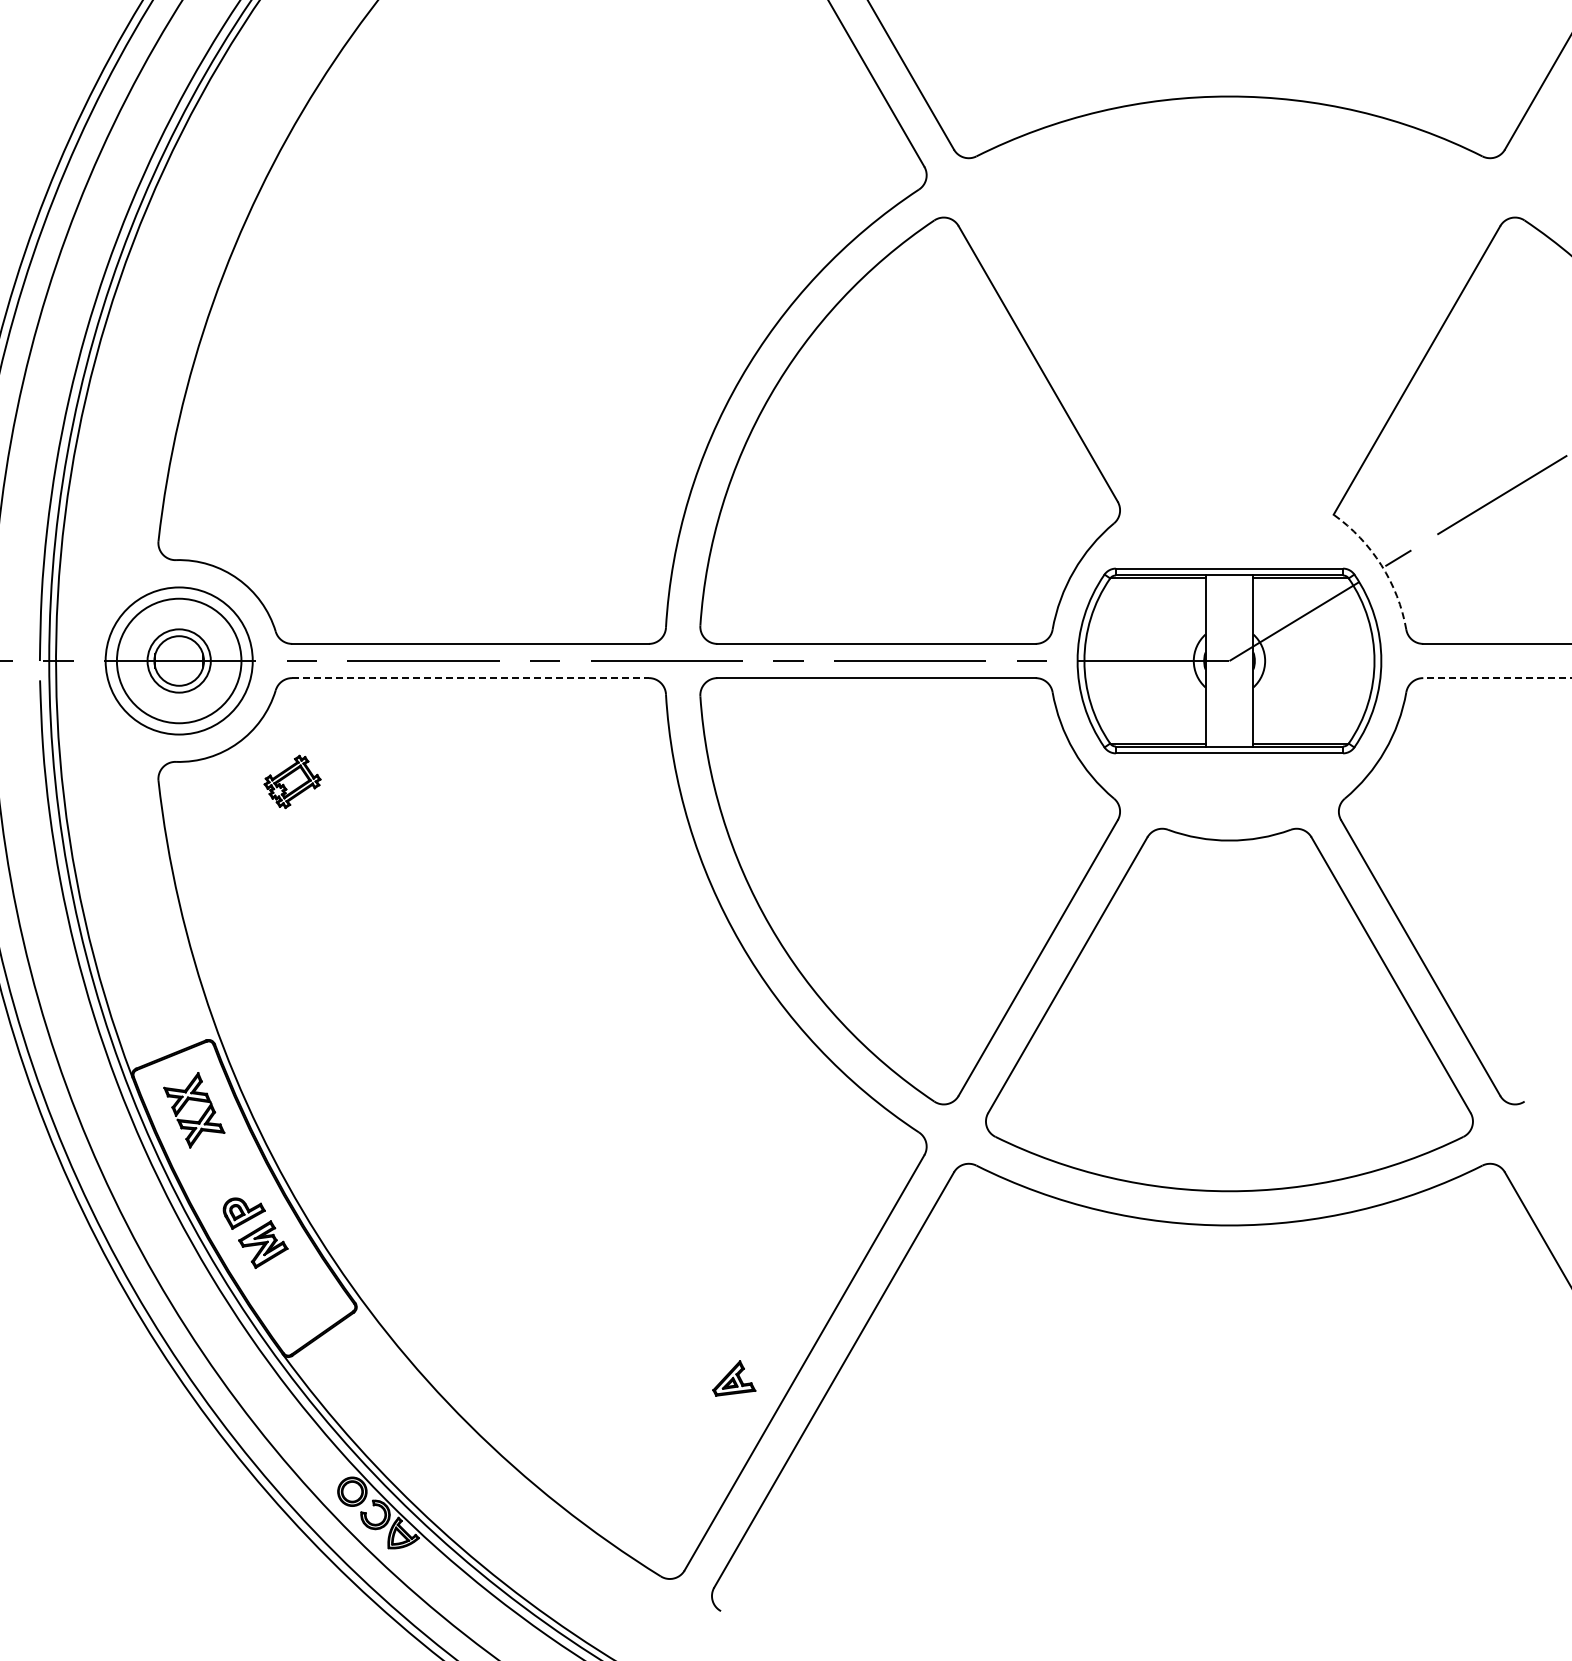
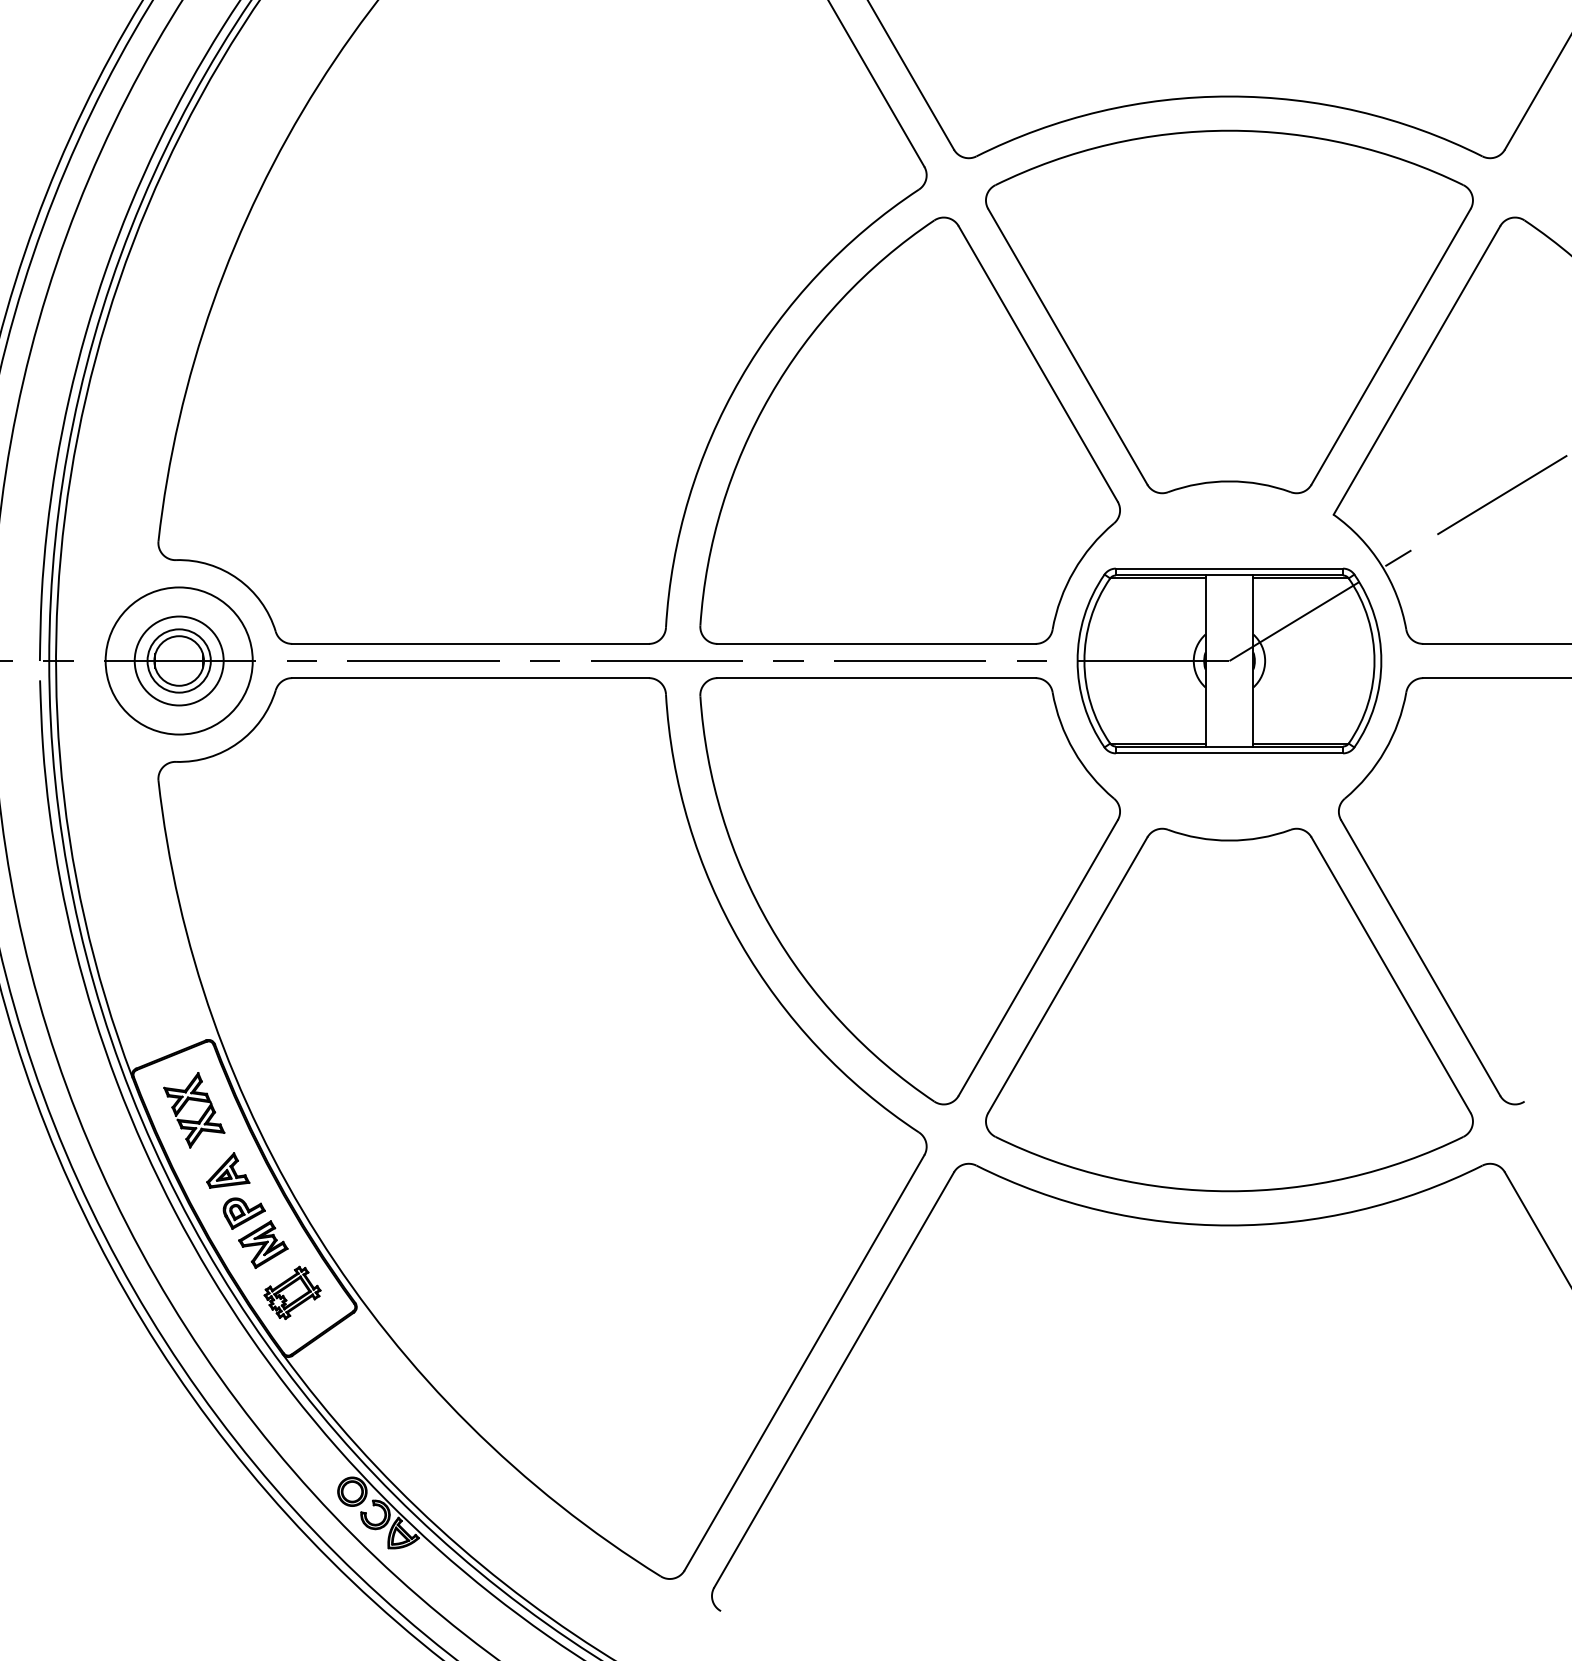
part: none -> present (1229, 311)
arc: dashed -> solid (1381, 565)
circle diameter: 125 px -> 89 px (178, 660)
line: dashed -> solid (471, 678)
line: dashed -> solid (1497, 678)
part position: (292, 781) -> (292, 1292) (292, 1292)
part position: (734, 1378) -> (228, 1170) (228, 1170)
